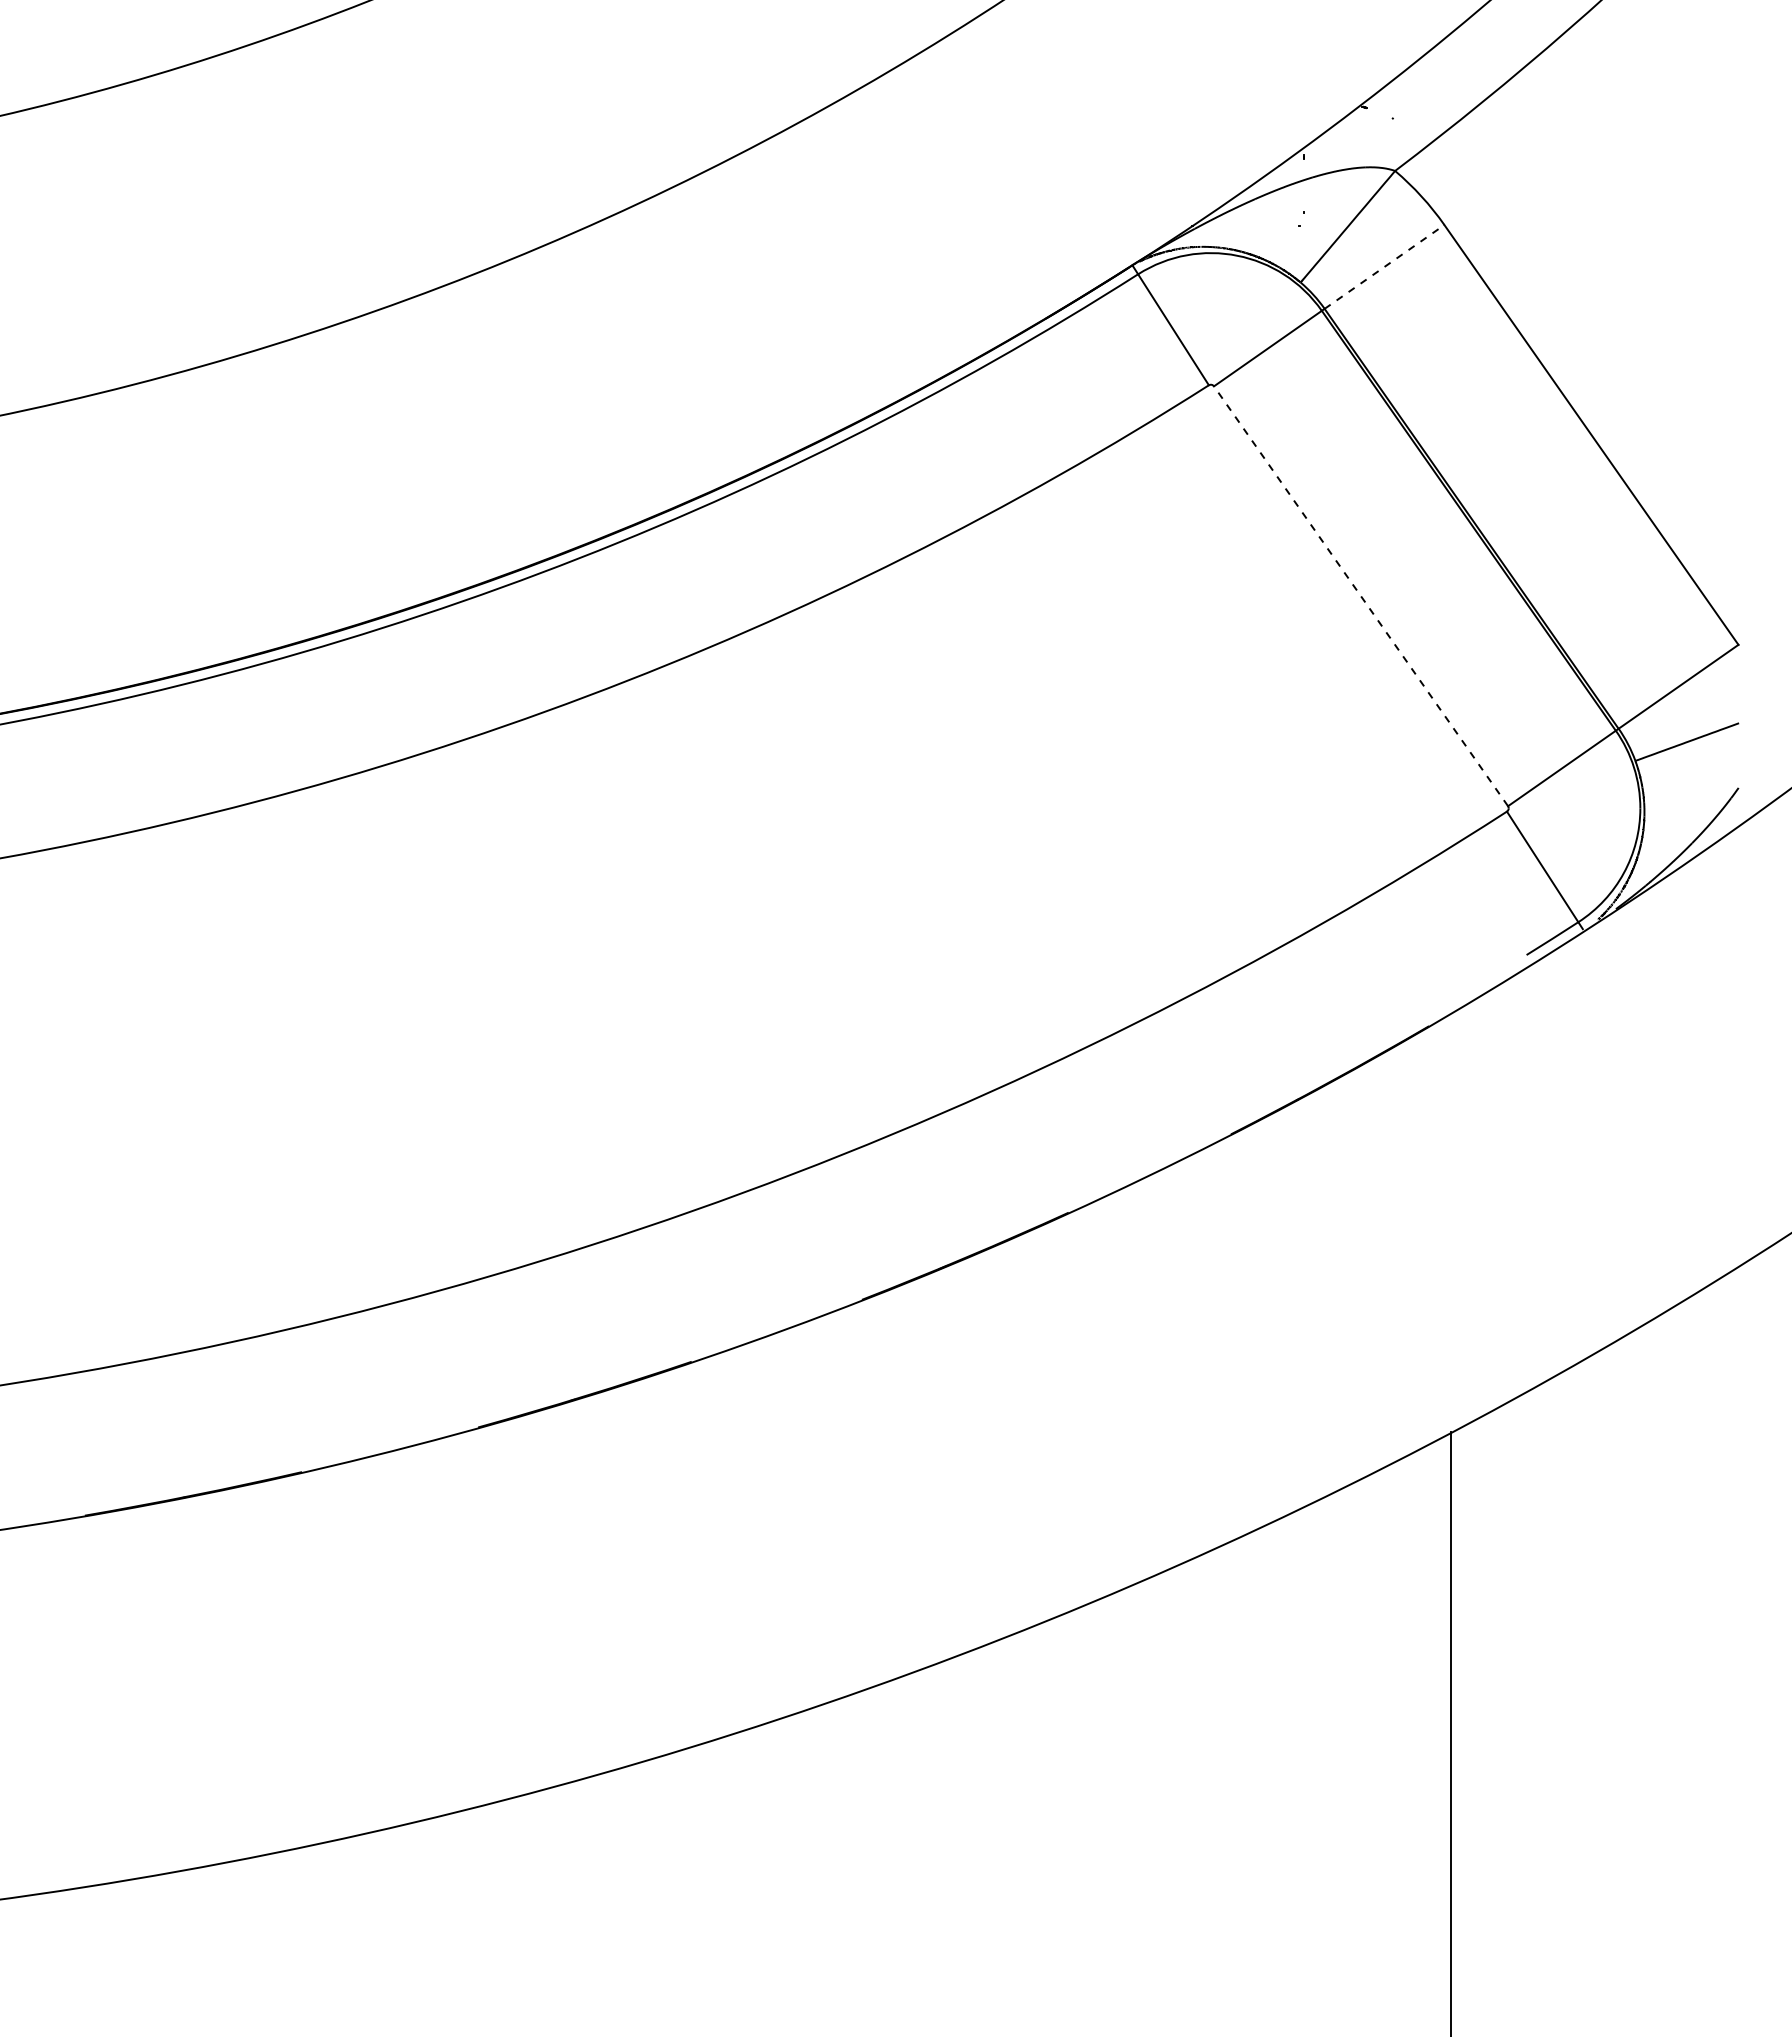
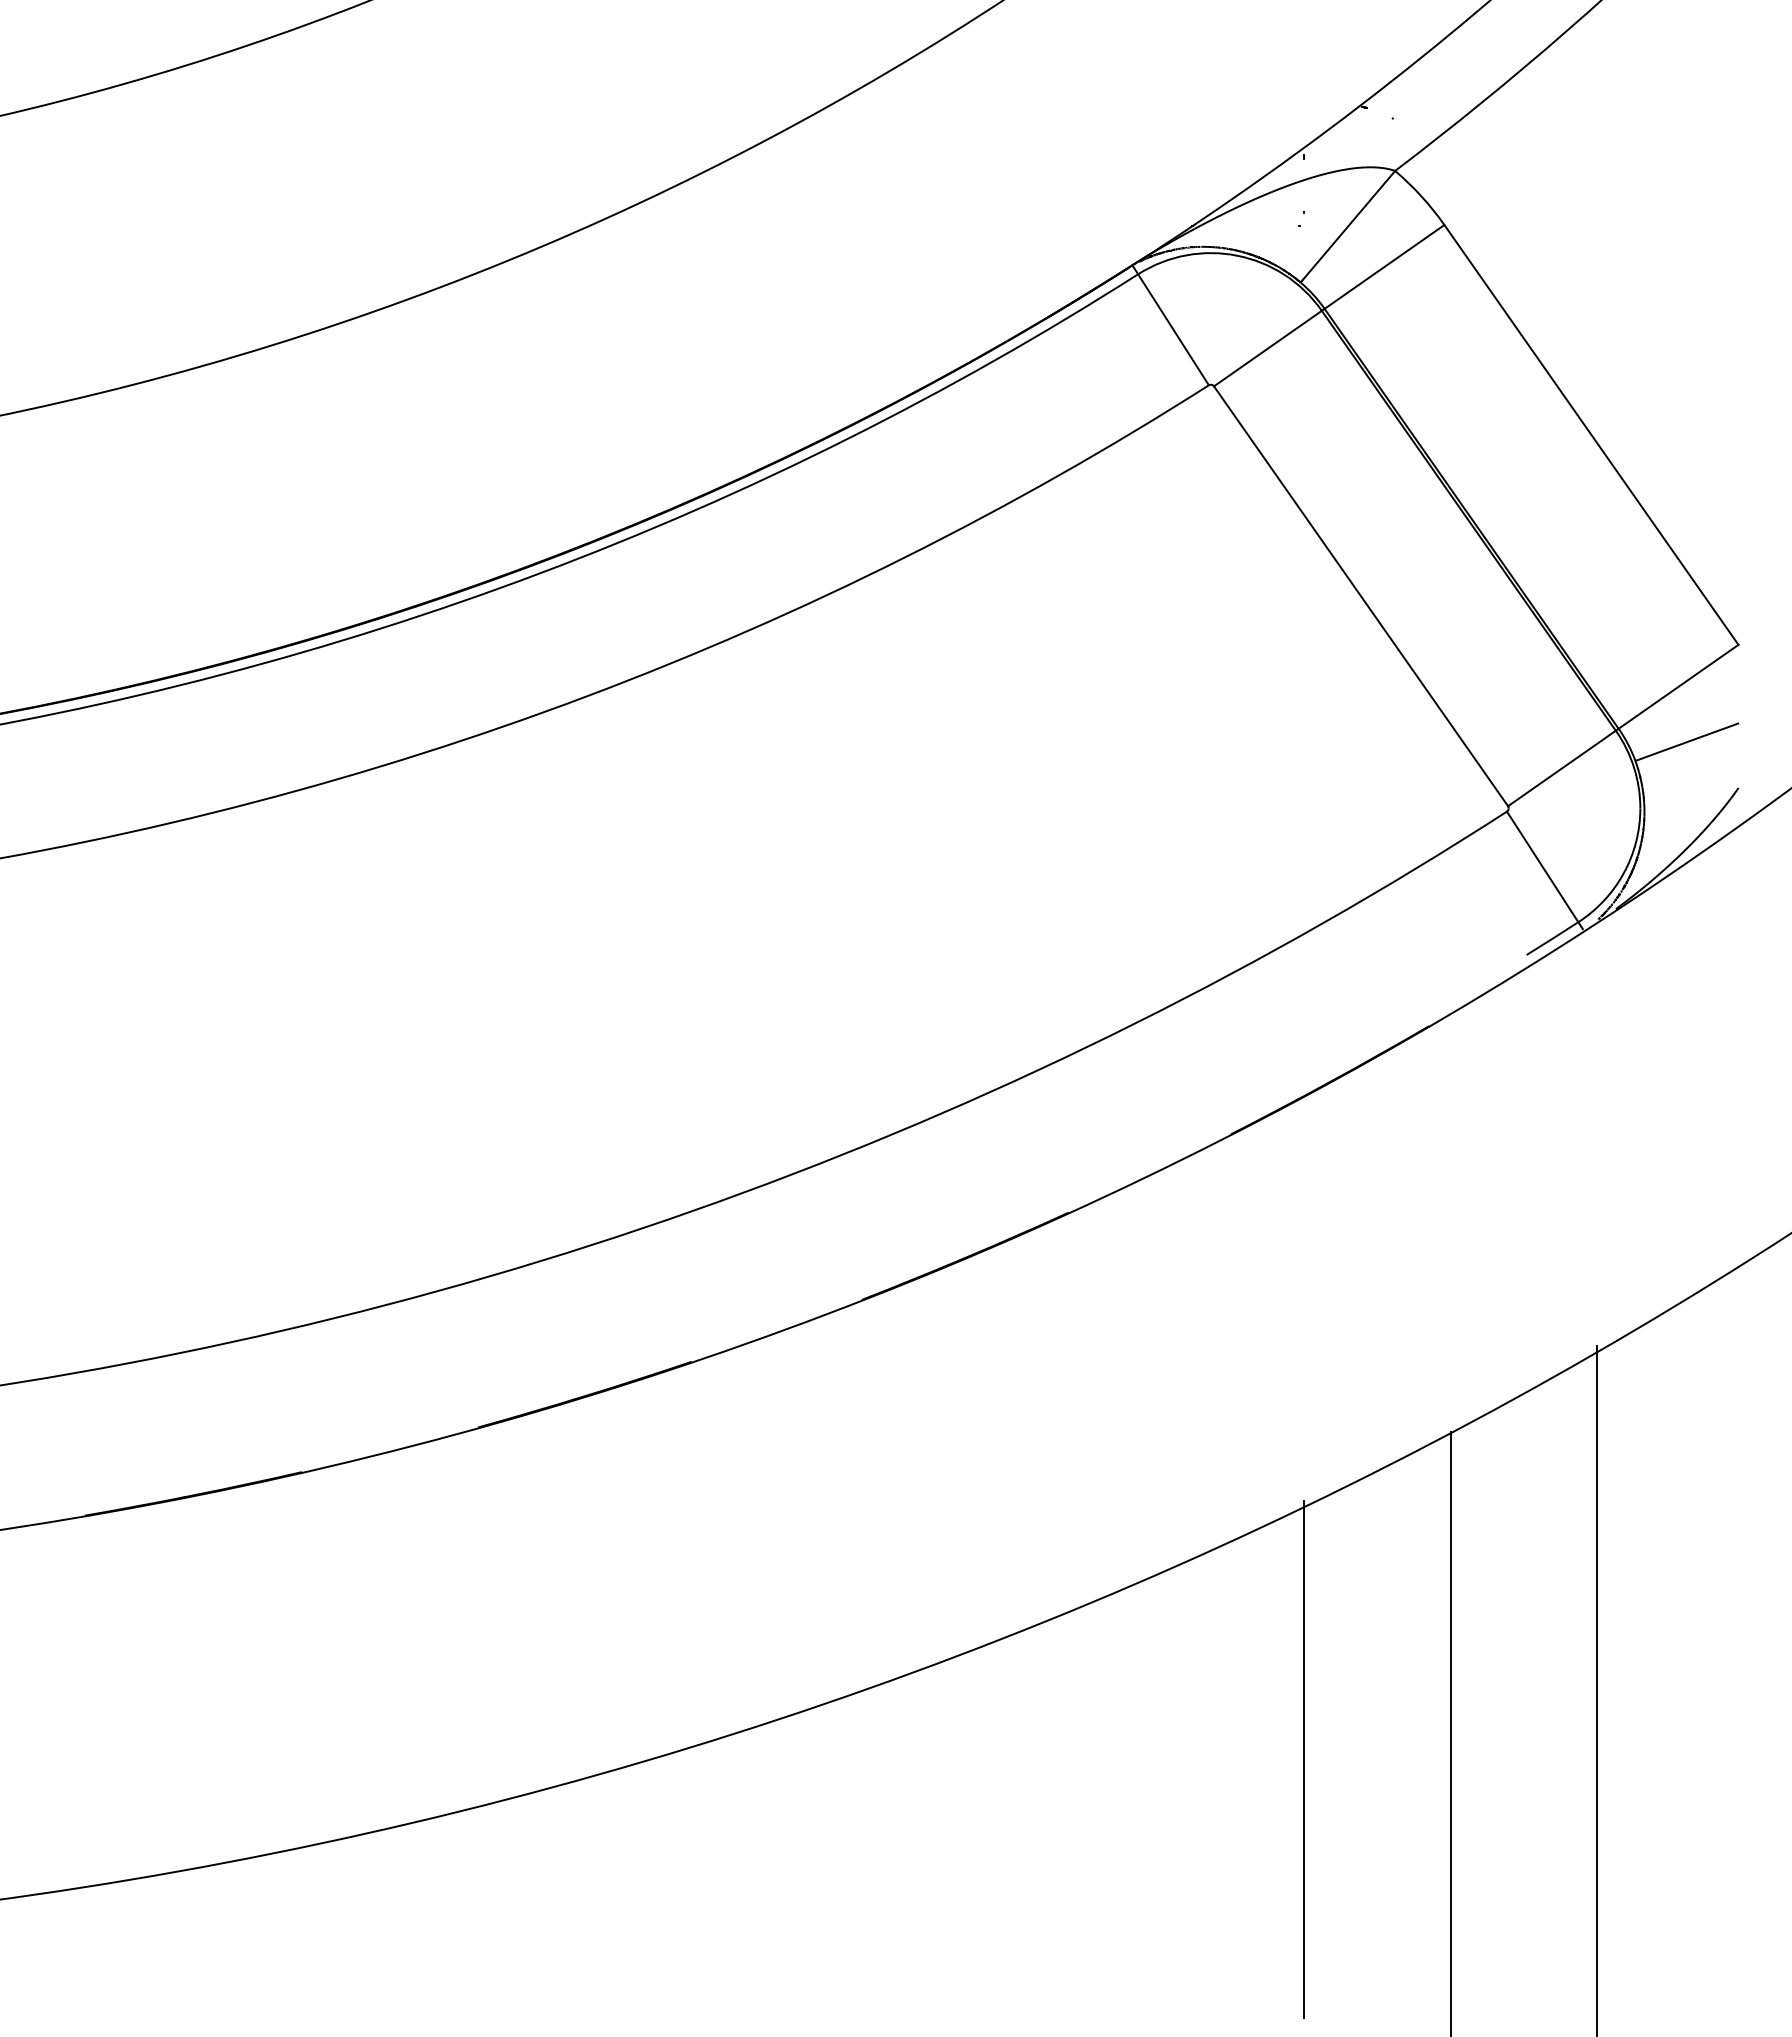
line: dashed -> solid (1384, 266)
line: dashed -> solid (1360, 595)
line: none -> present (1597, 1689)
line: none -> present (1304, 1759)
